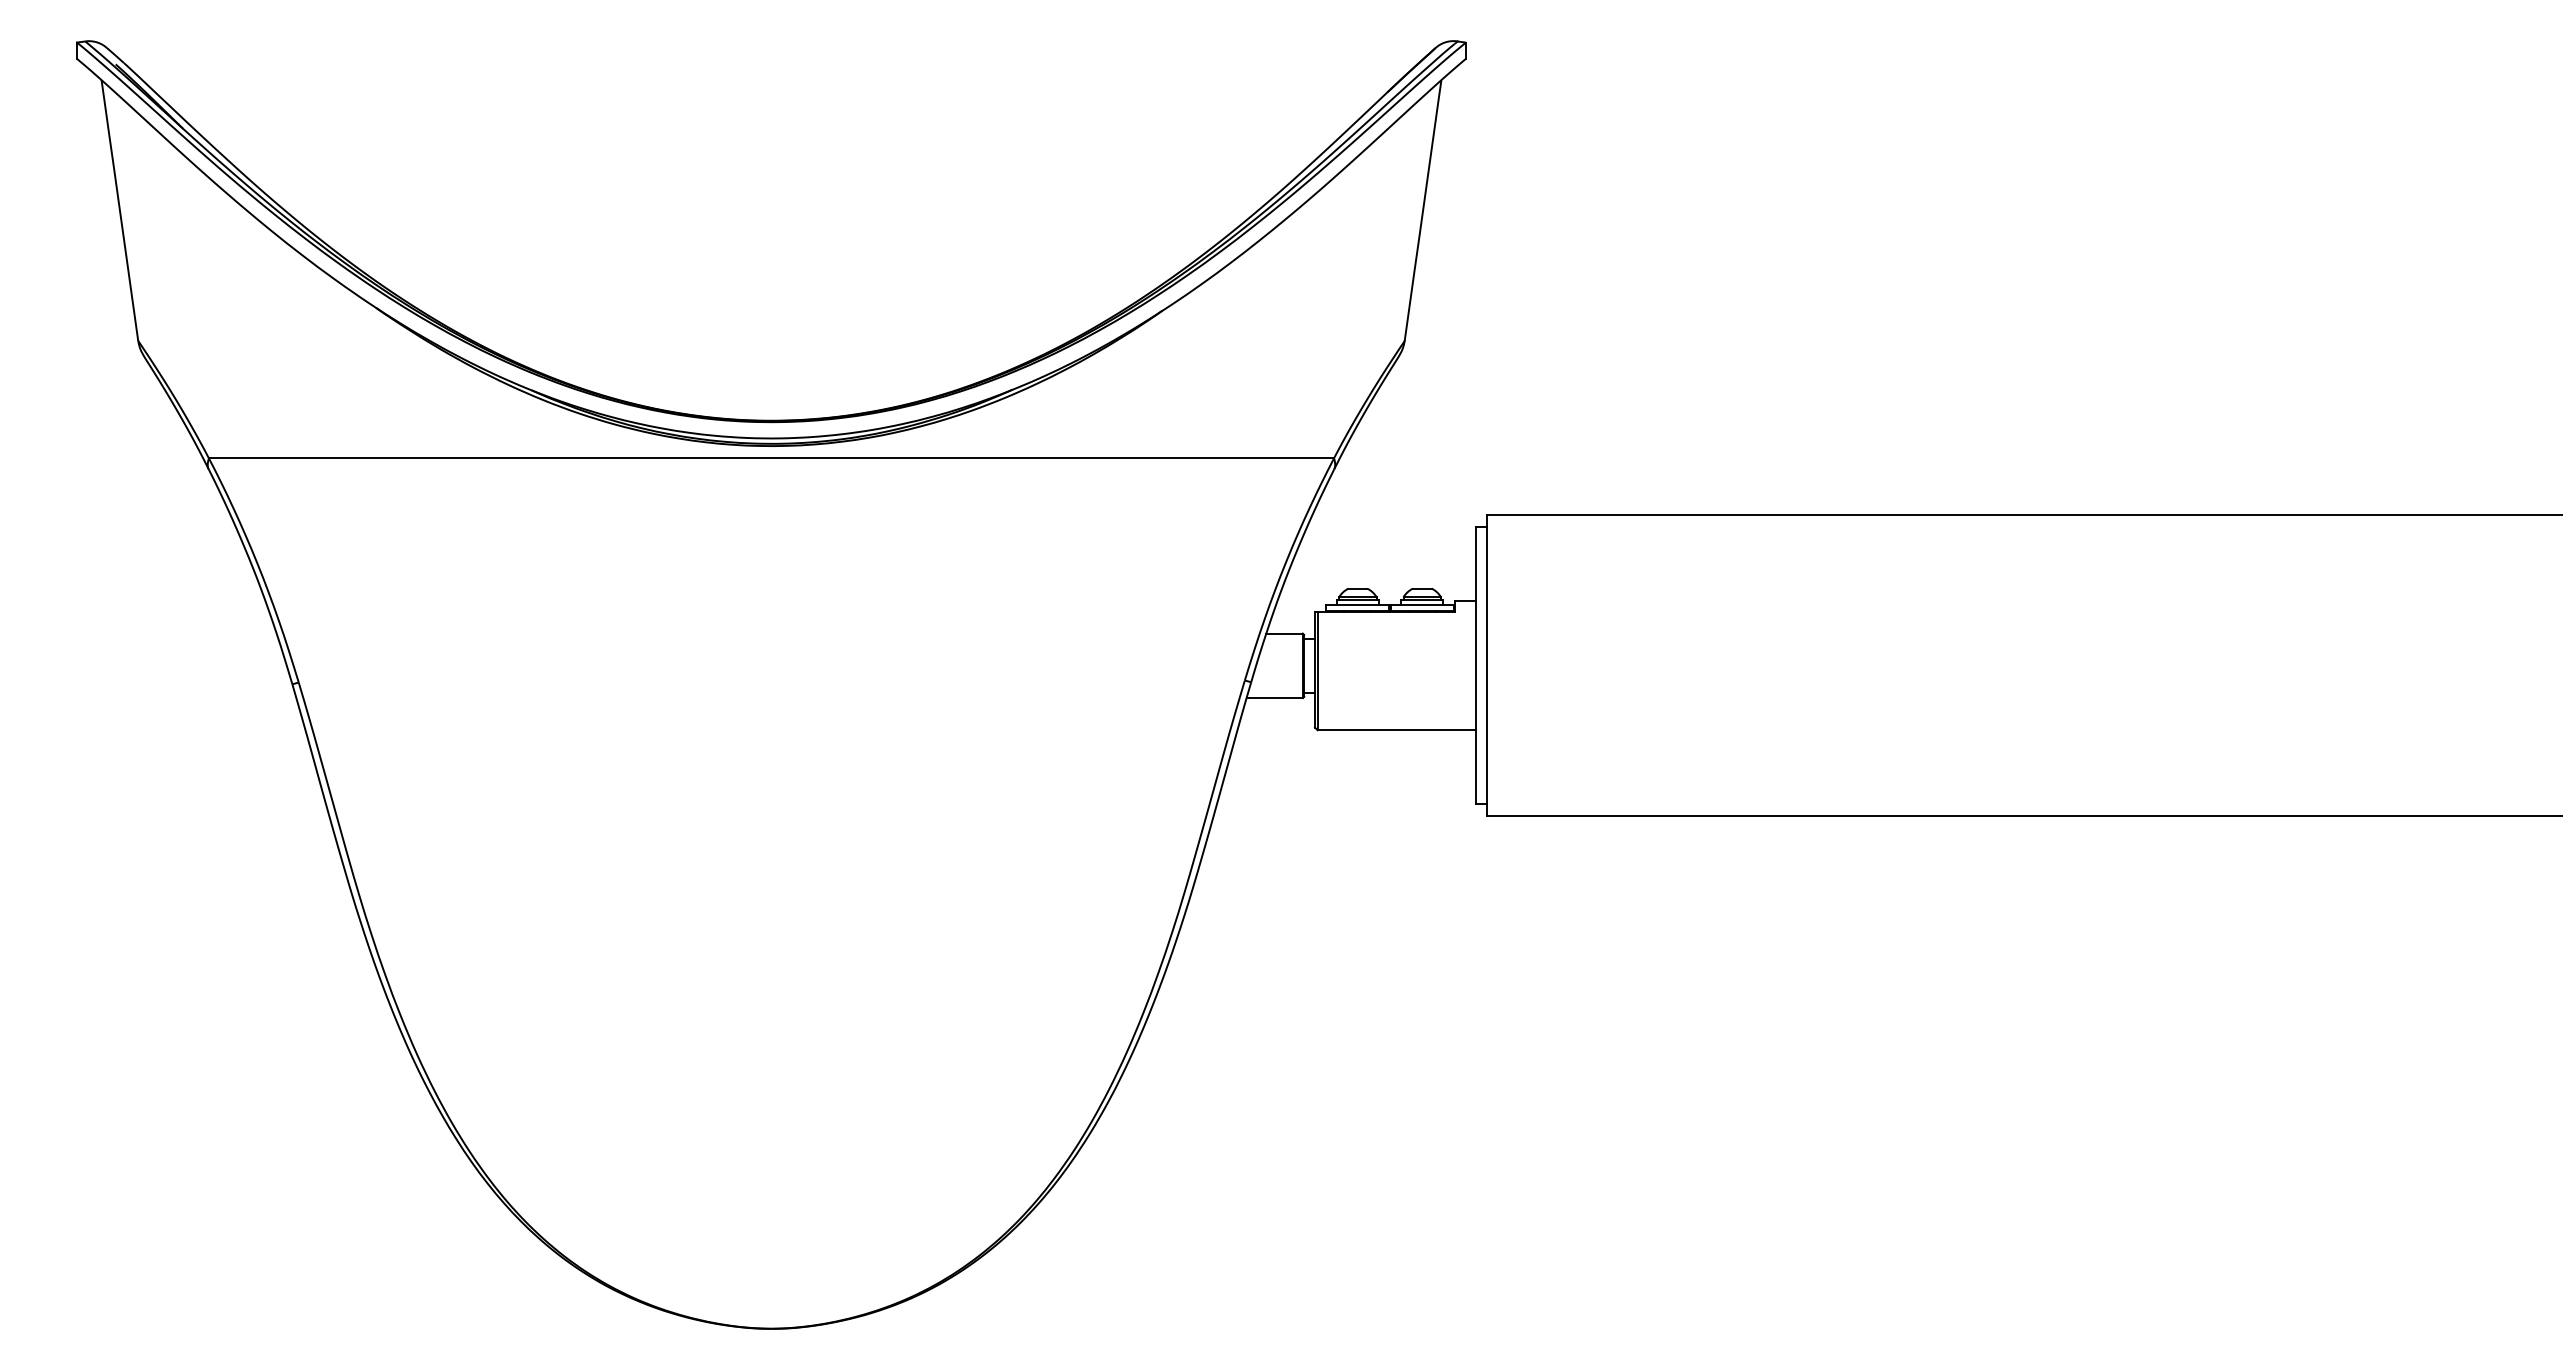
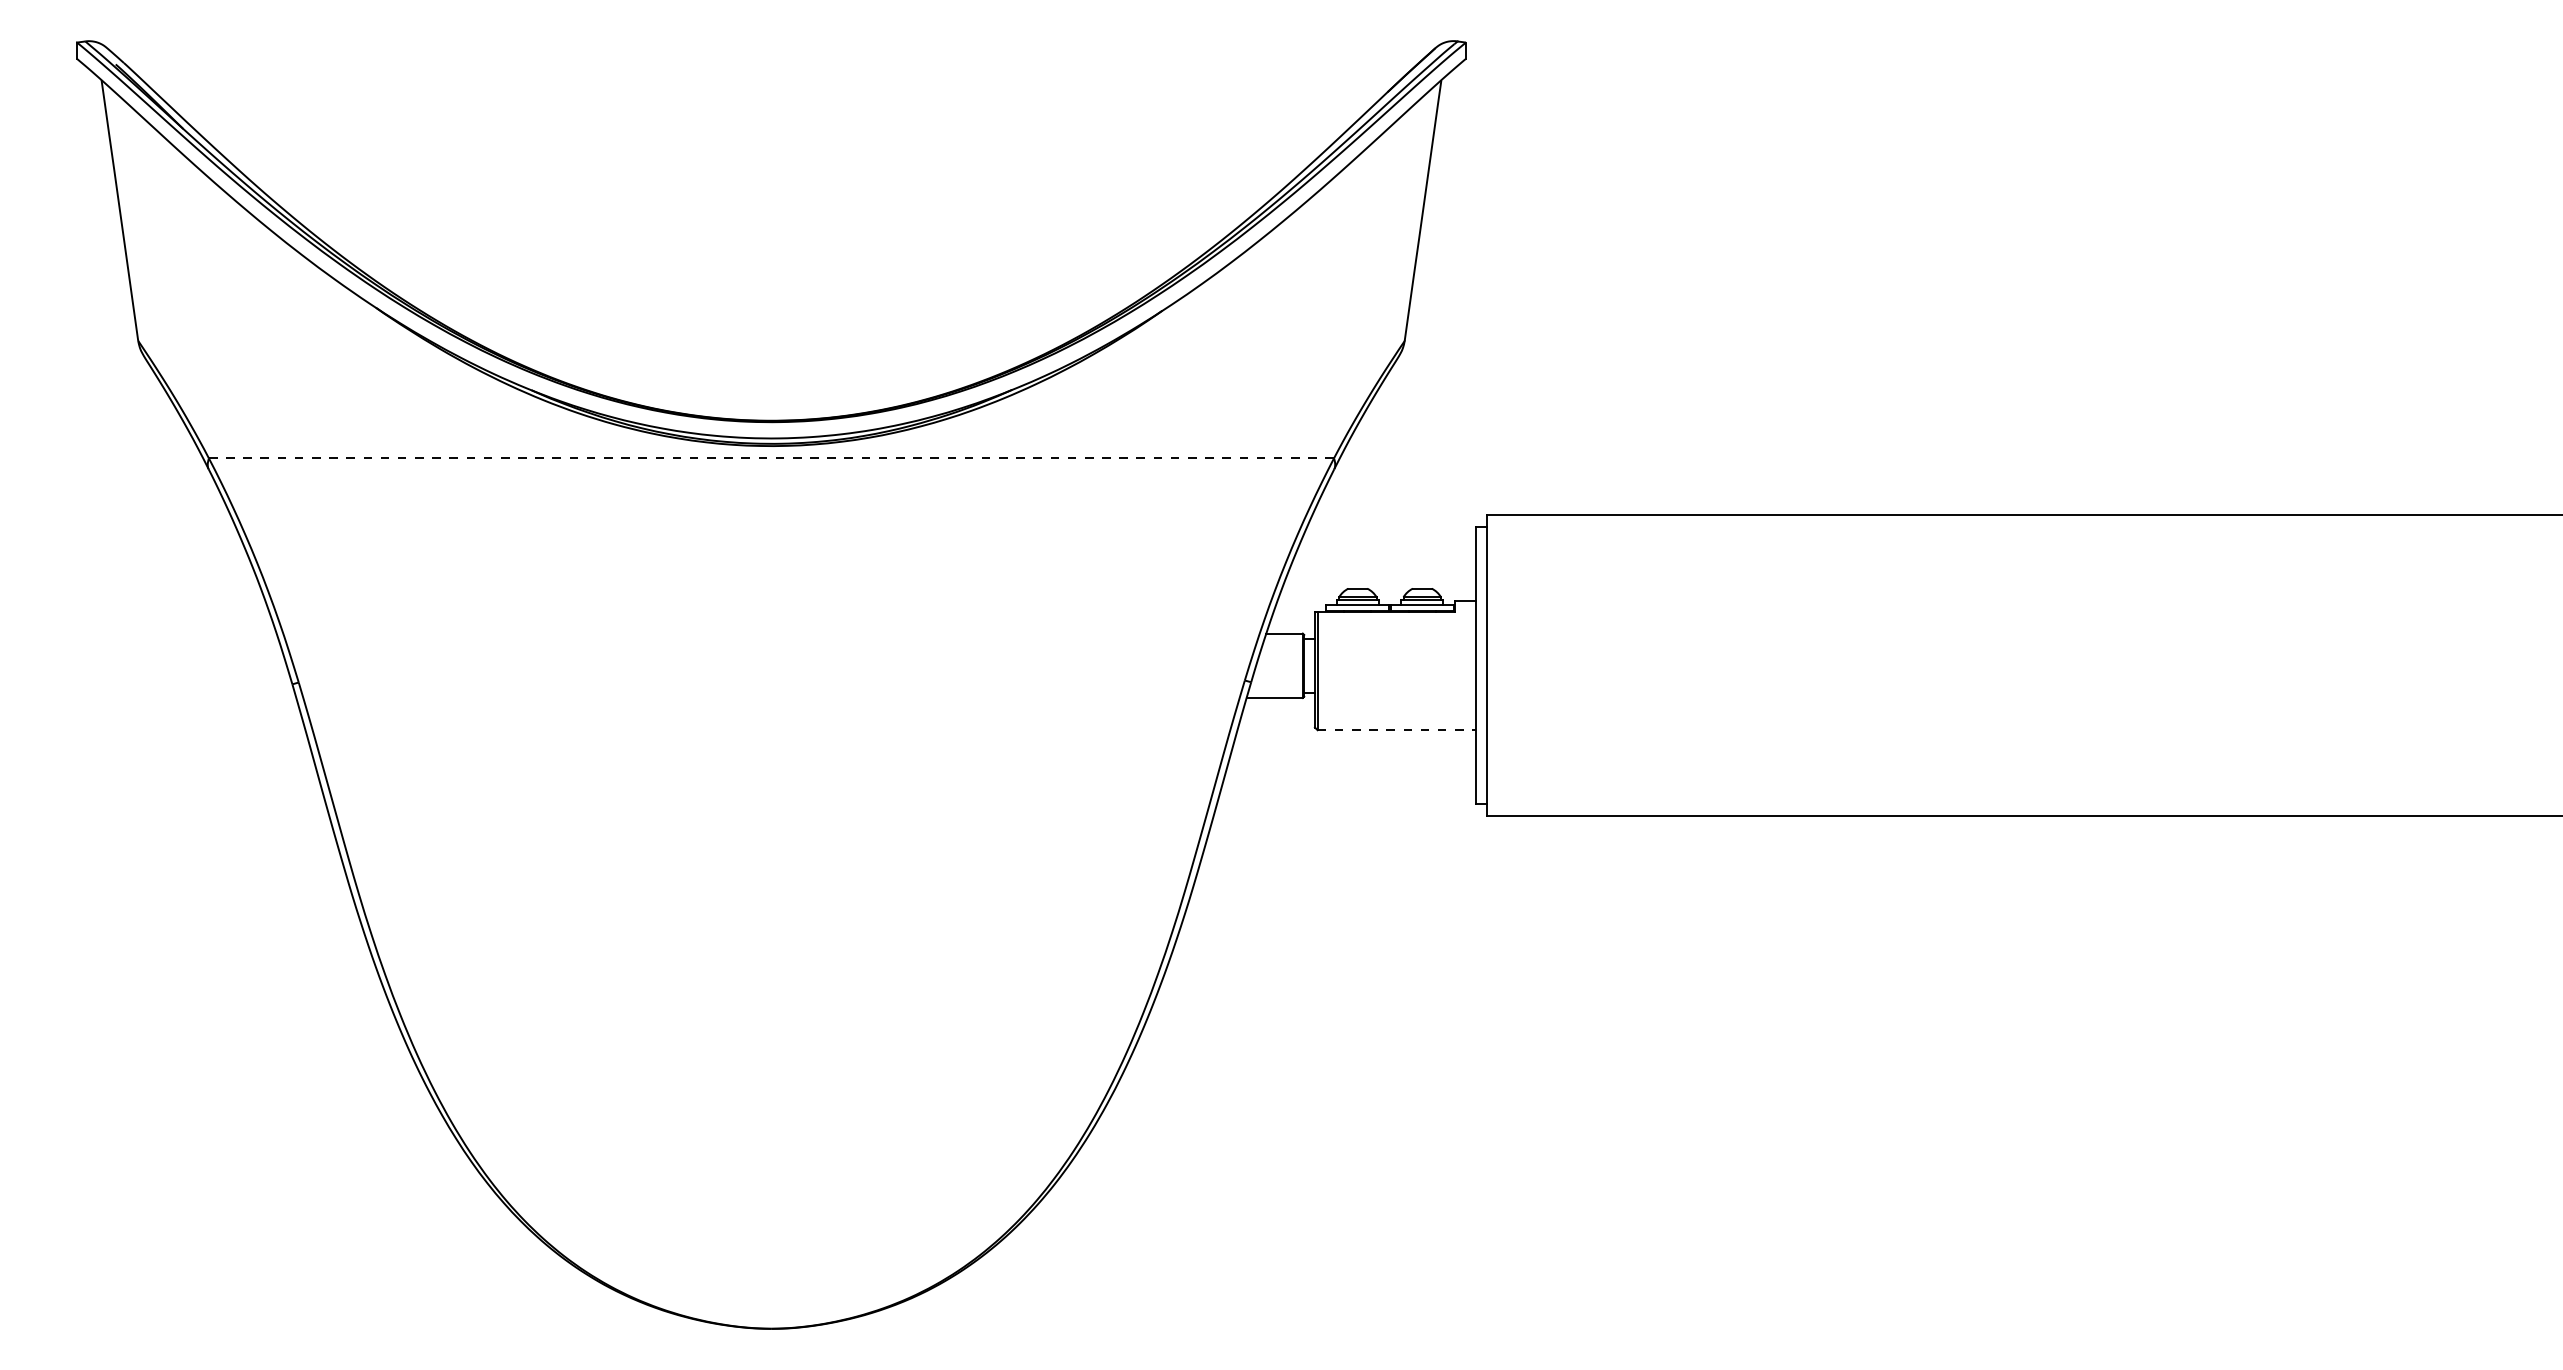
line: solid -> dashed (771, 458)
line: solid -> dashed (1397, 730)
